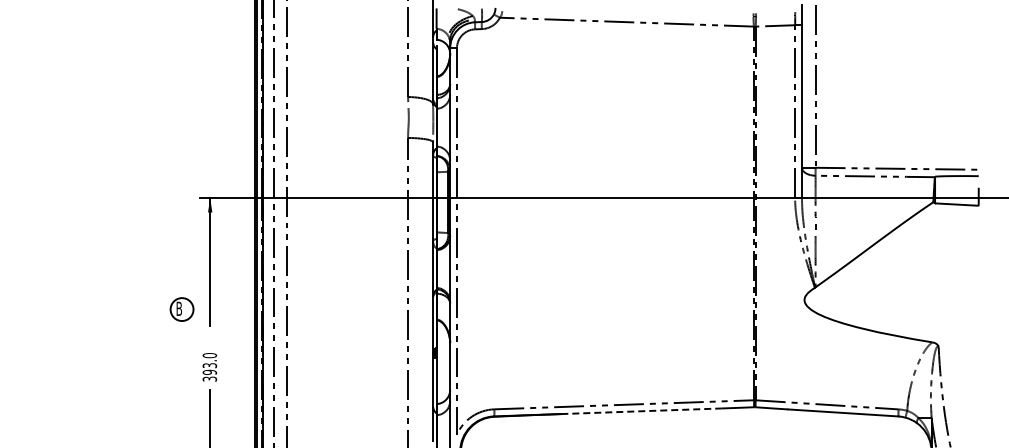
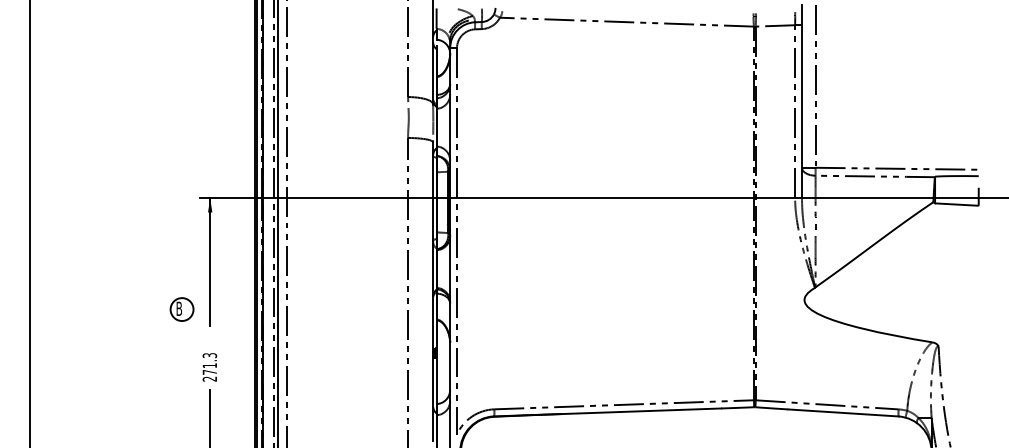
line: none -> present (30, 223)
line: none -> present (277, 223)
text: 393.0 -> 271.3 (209, 367)
line: dashed -> solid (641, 411)
